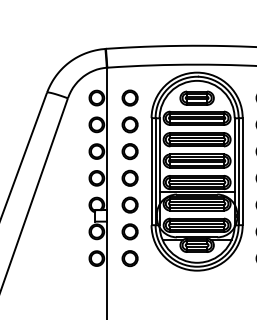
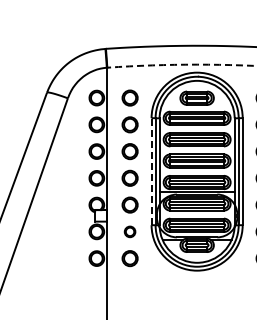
arc: solid -> dashed (181, 64)
line: solid -> dashed (151, 171)
circle size: 18x18 px -> 14x14 px (129, 231)
